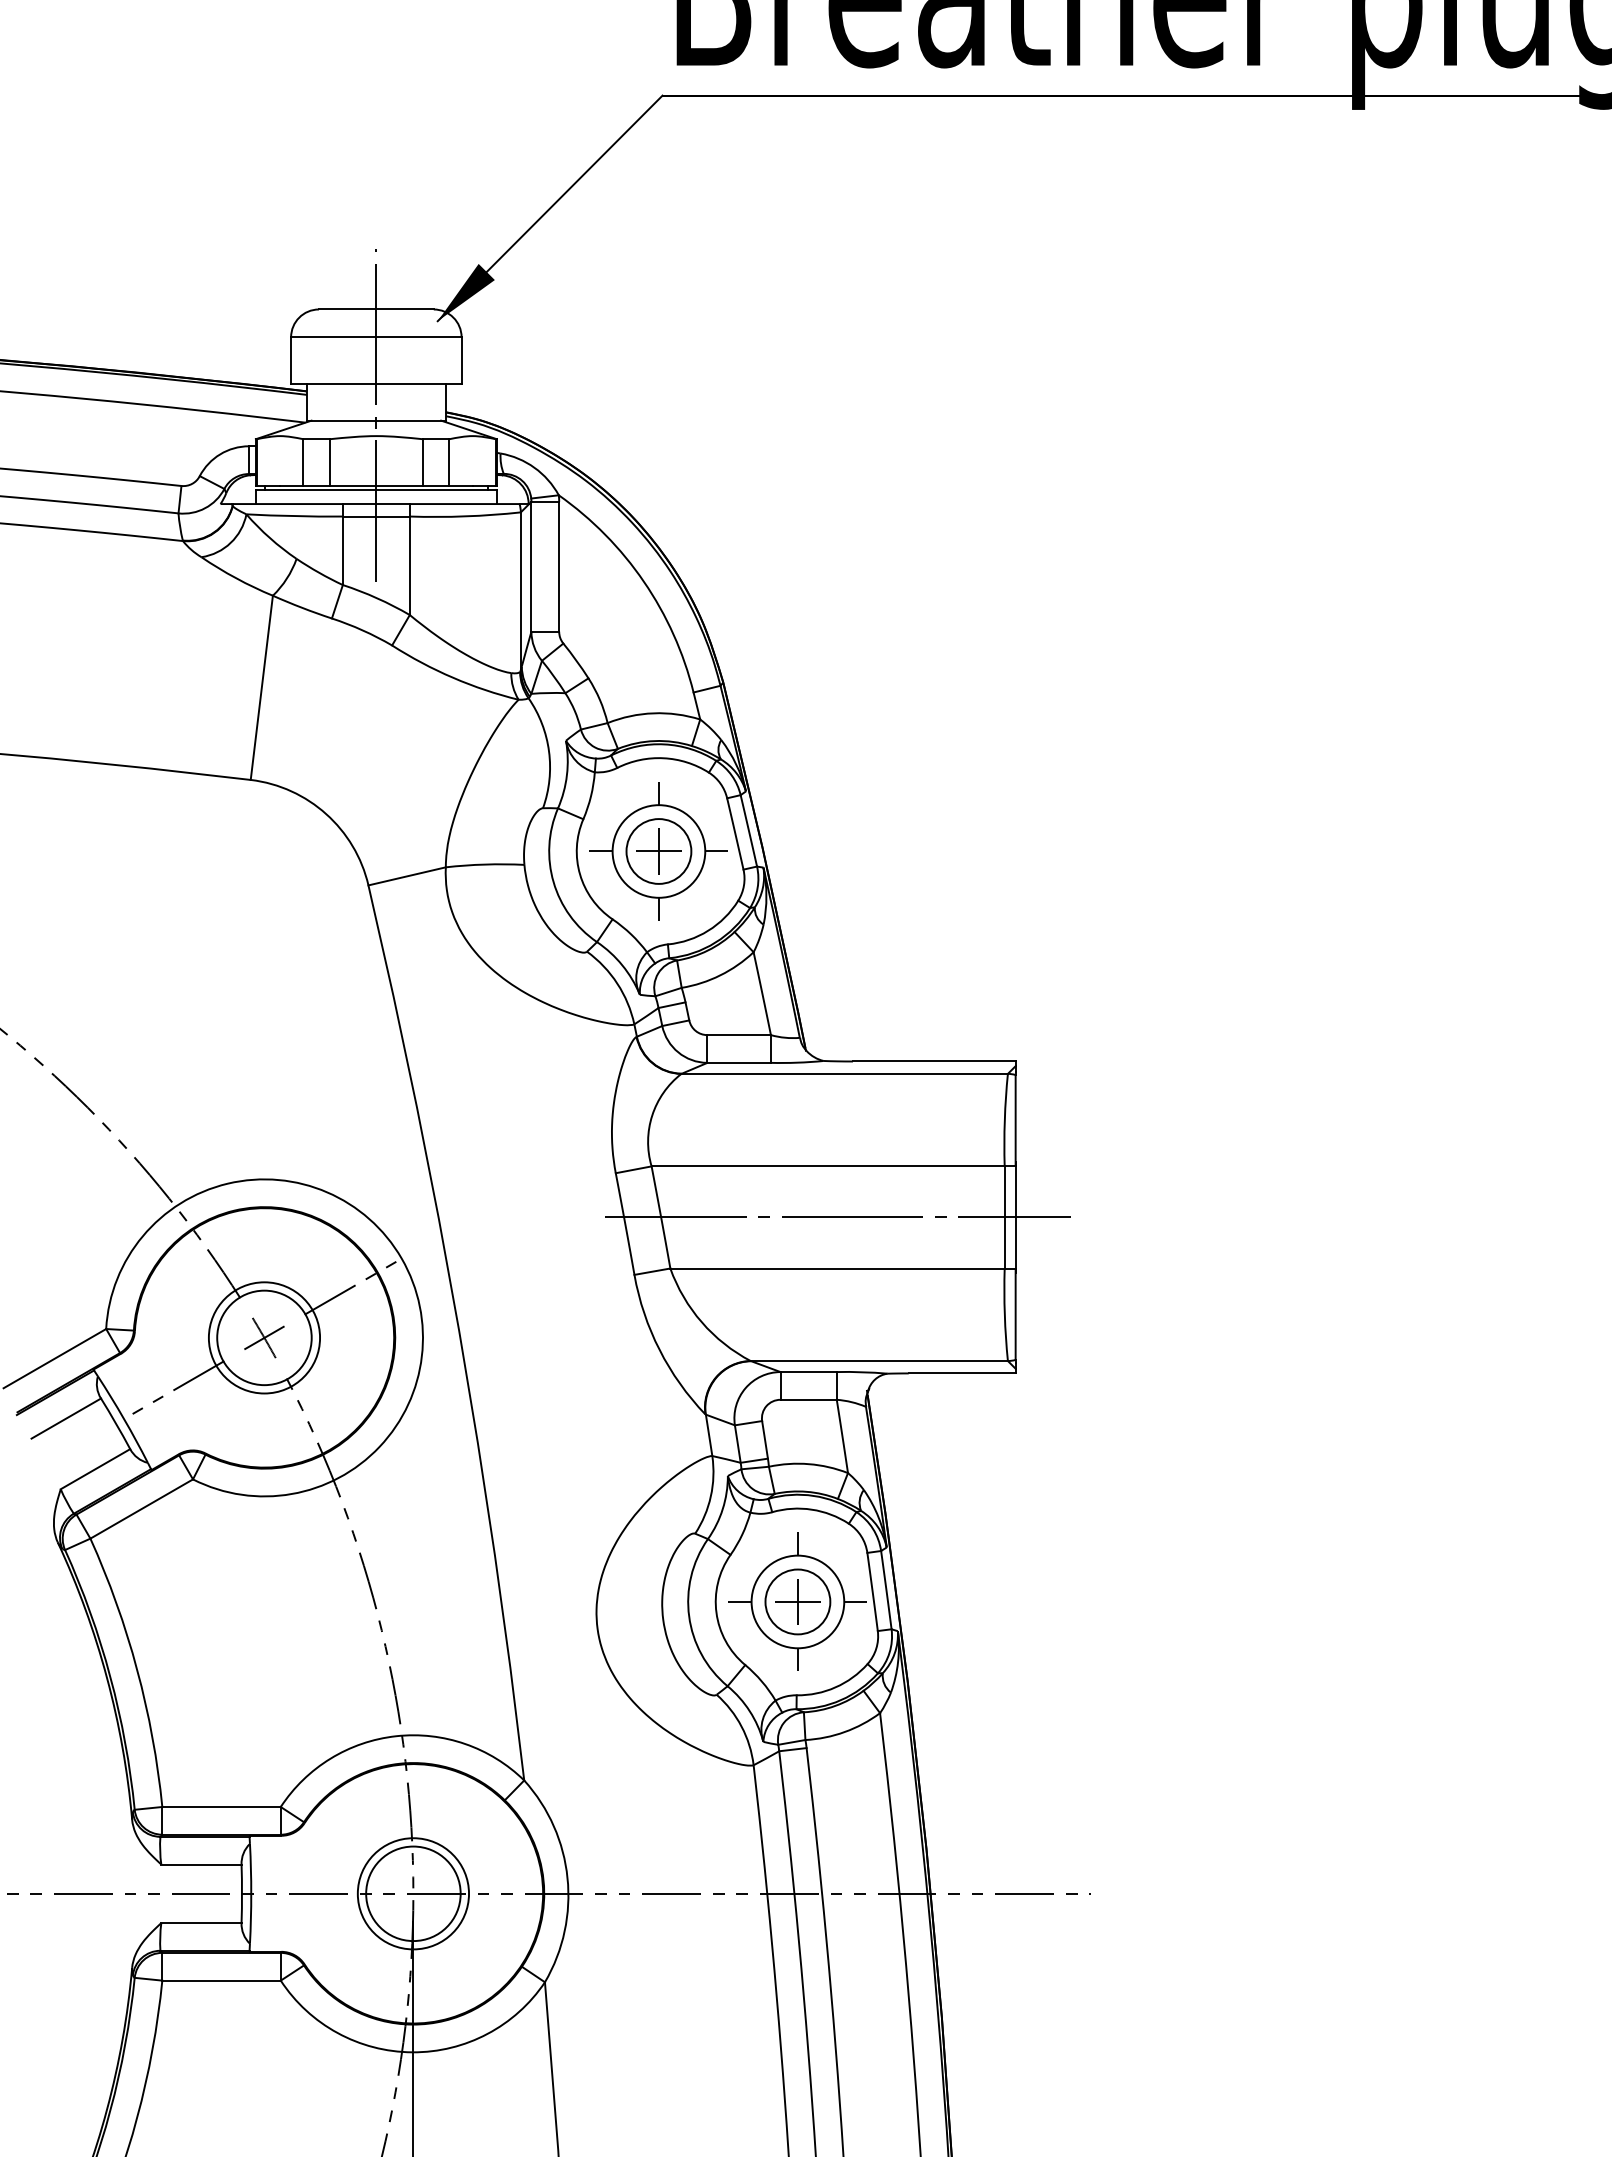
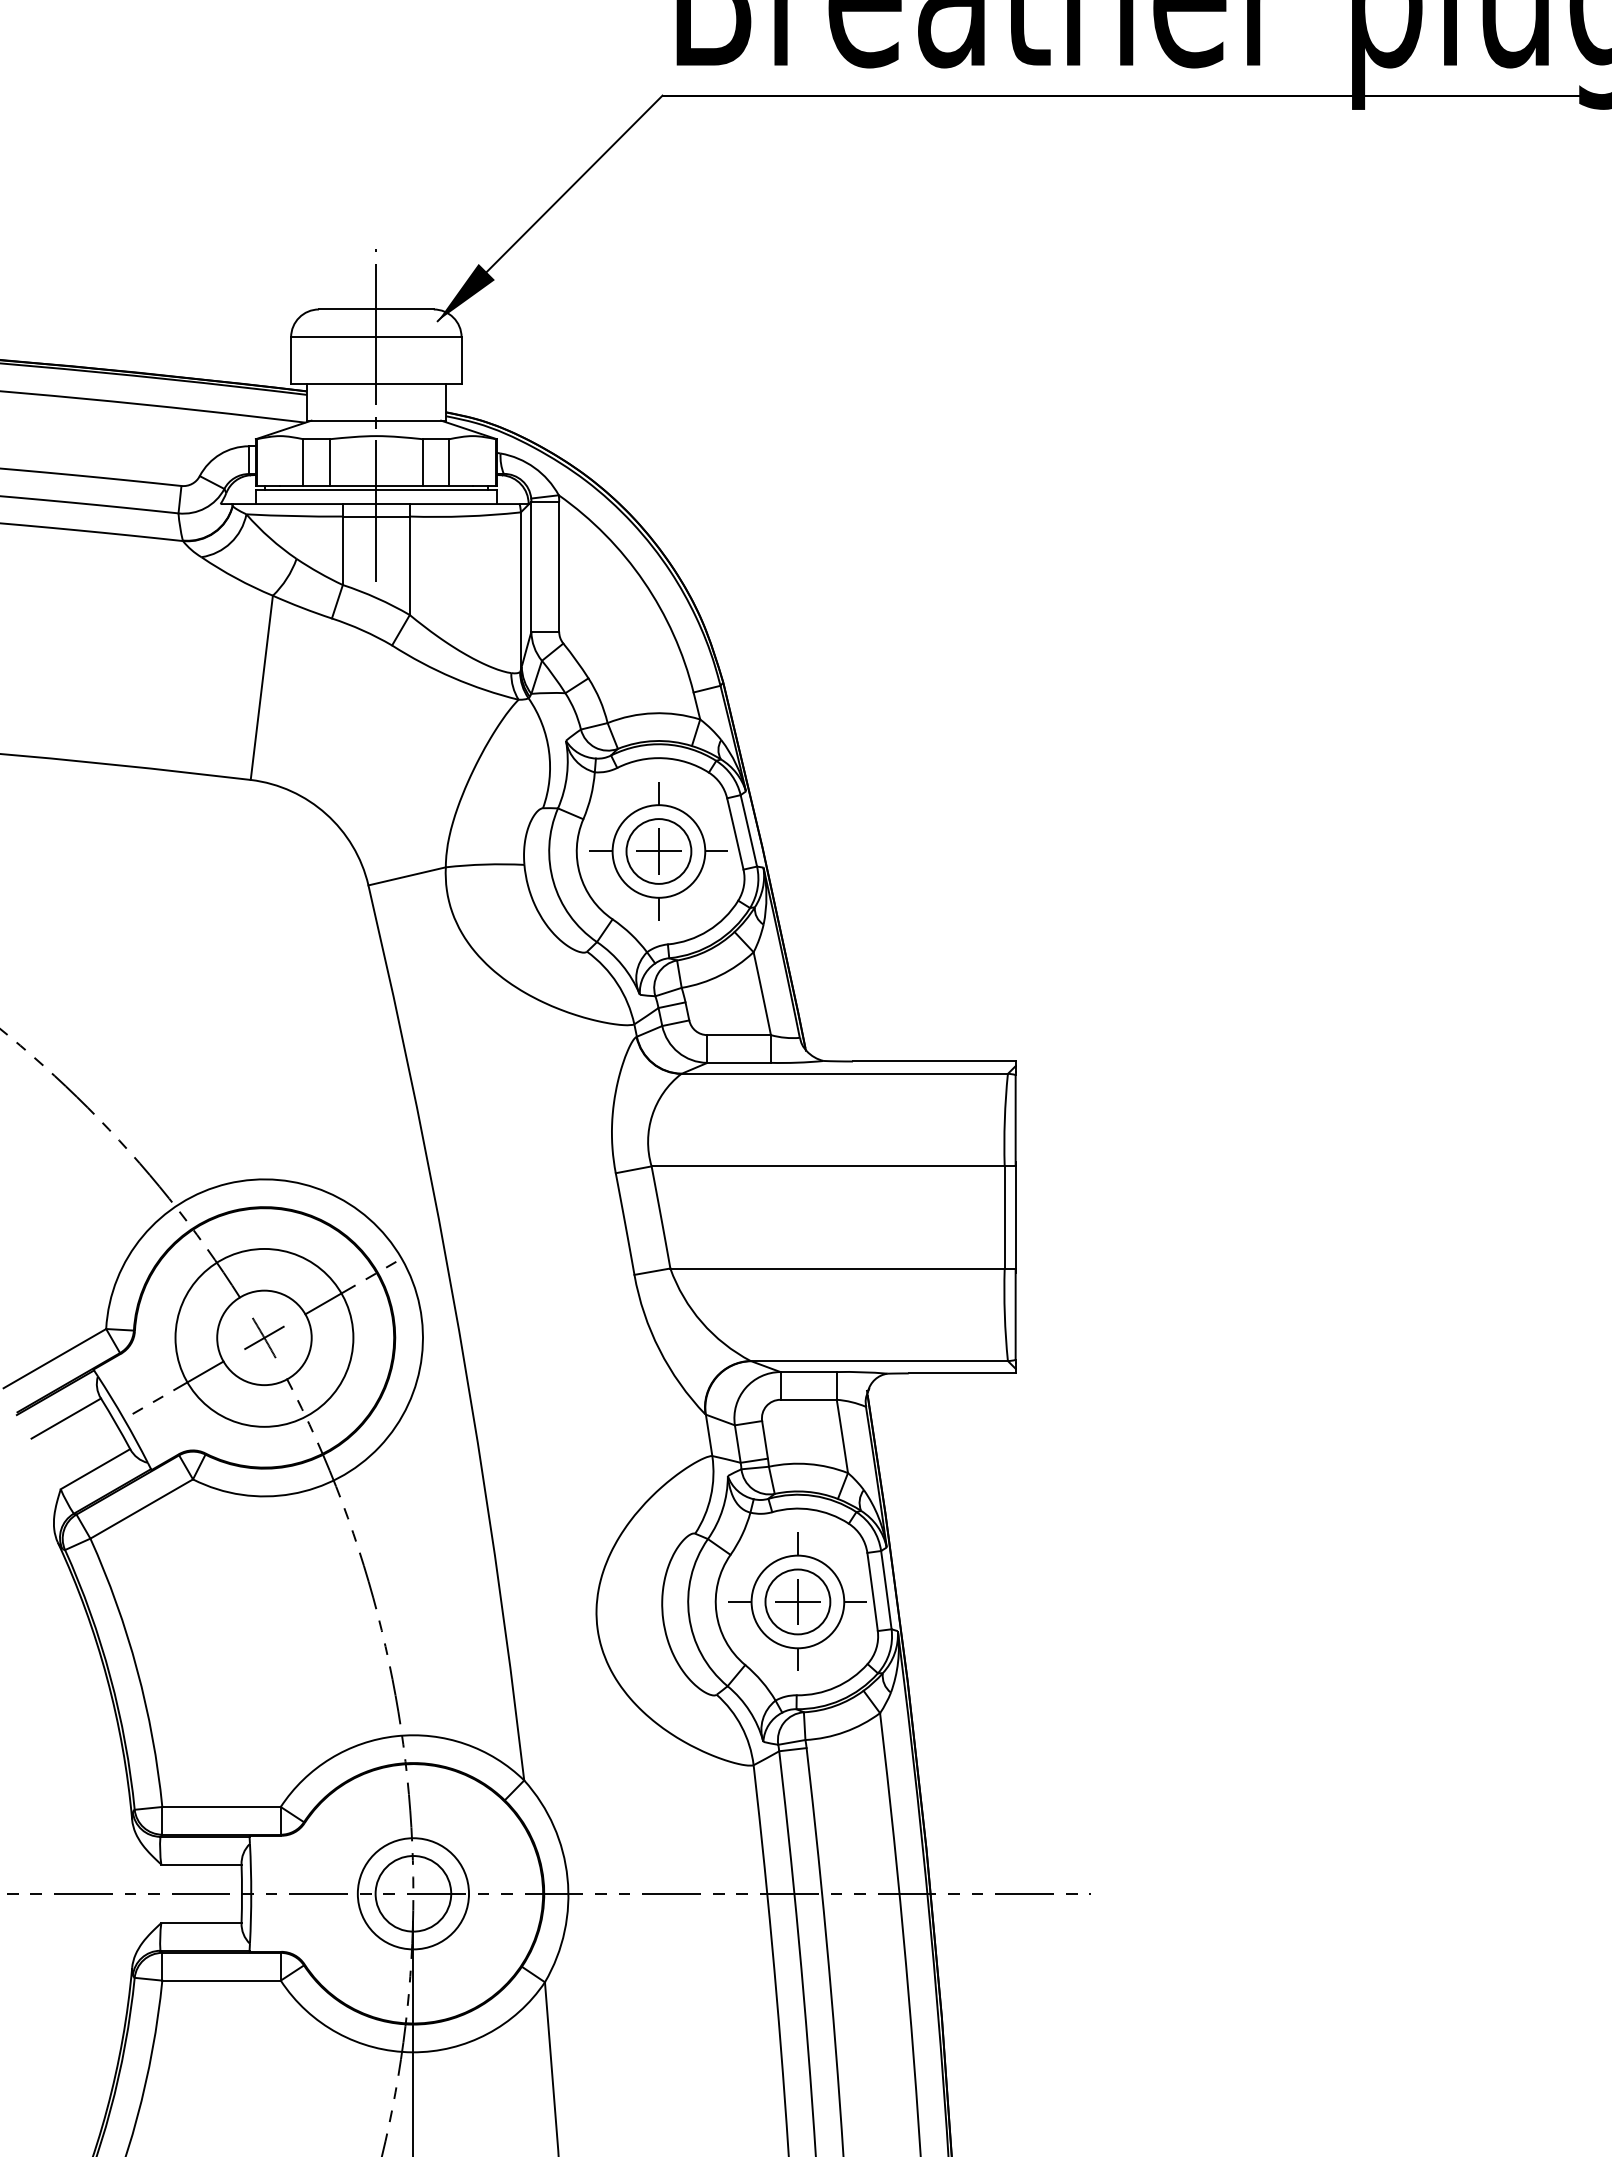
line: present -> none (838, 1217)
circle diameter: 111 px -> 178 px (264, 1337)
circle diameter: 95 px -> 76 px (413, 1893)
